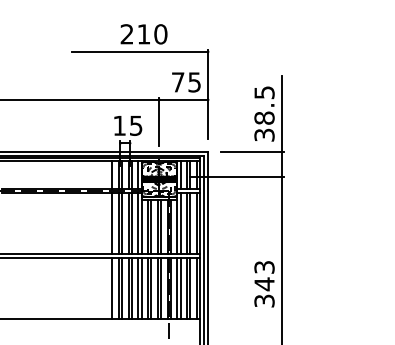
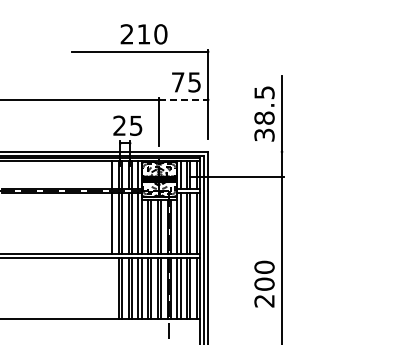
line: solid -> dashed (184, 99)
text: 15 -> 25 (119, 125)
line: present -> none (252, 151)
text: 343 -> 200 (264, 283)
line: present -> none (112, 287)
